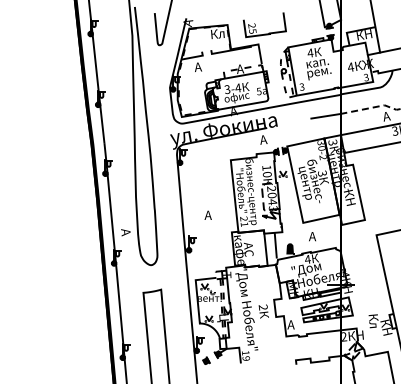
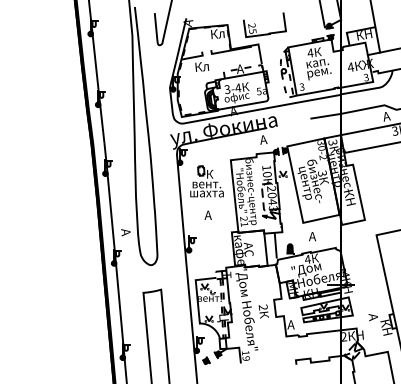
text: А -> Кл (202, 66)
line: dashed -> solid (371, 107)
part: none -> present (206, 181)
text: Кл -> А (373, 321)
